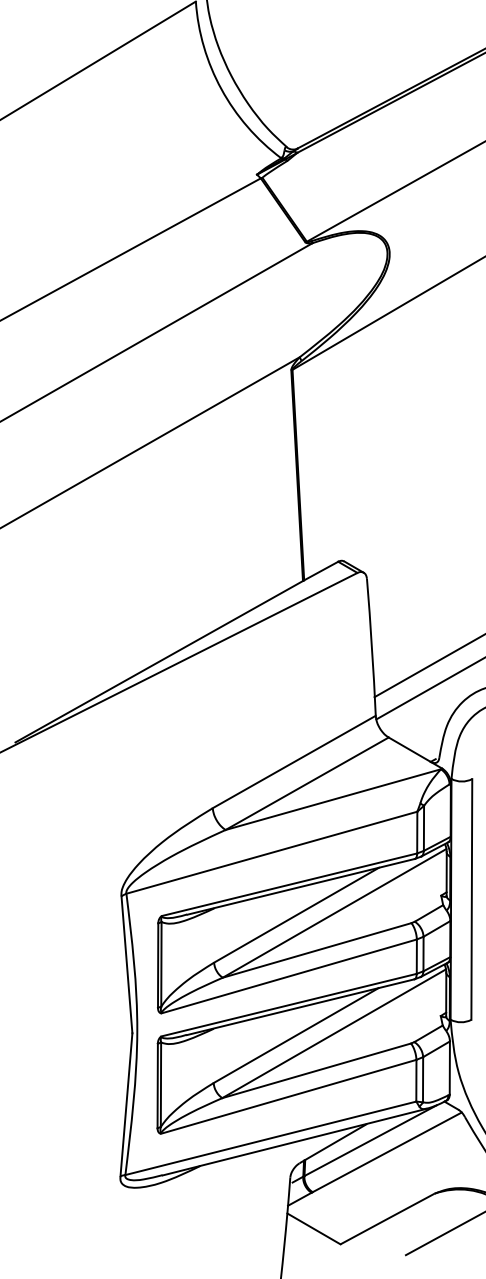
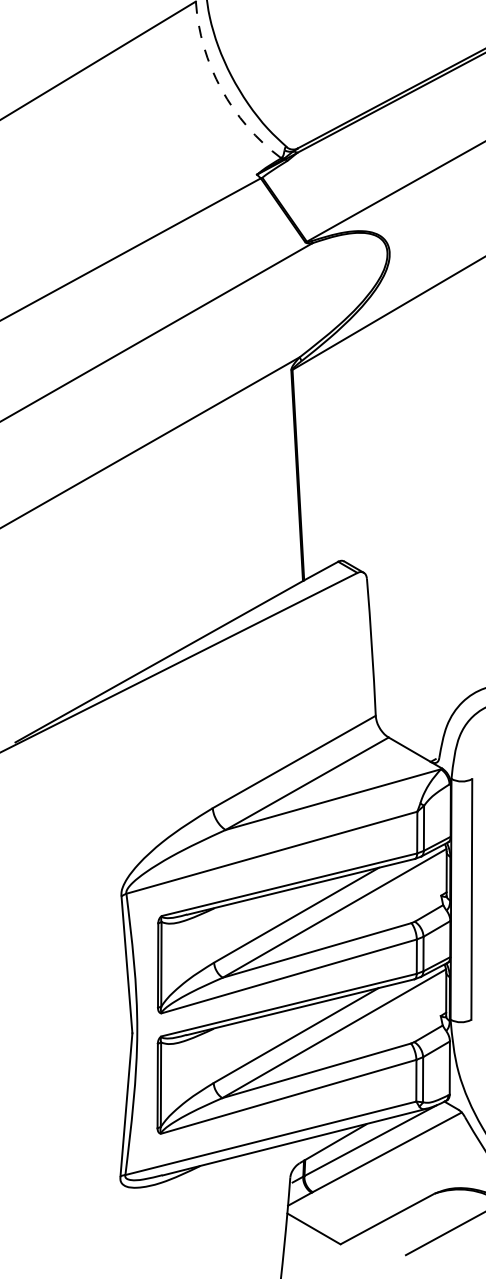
arc: solid -> dashed (221, 89)
line: present -> none (428, 666)
line: present -> none (429, 688)
